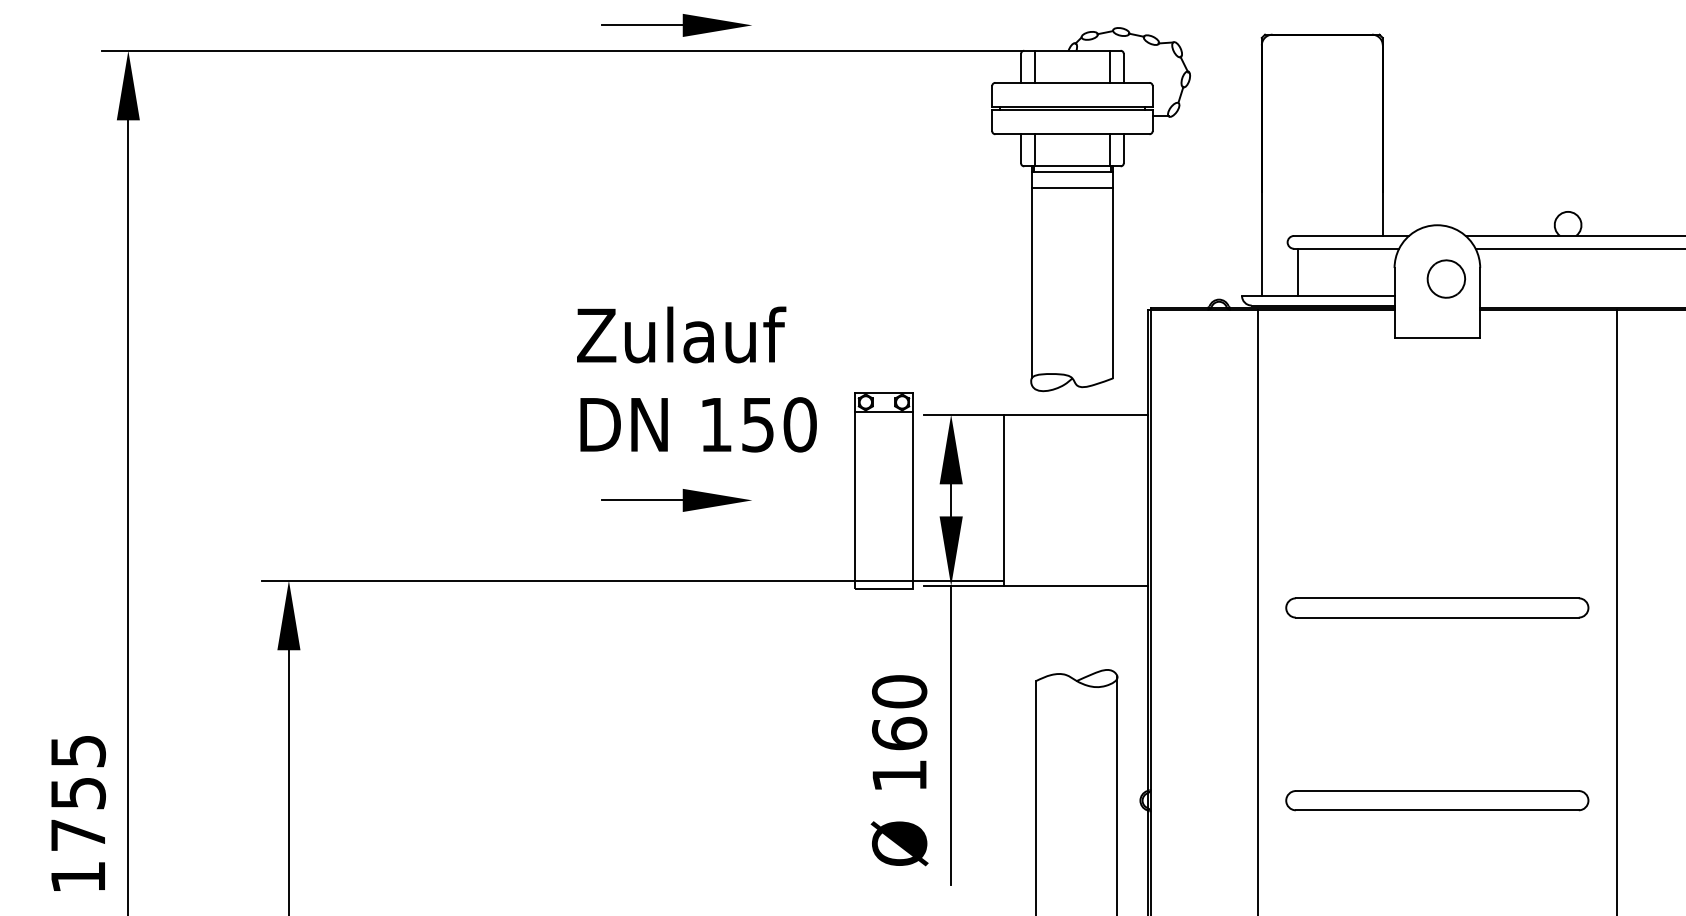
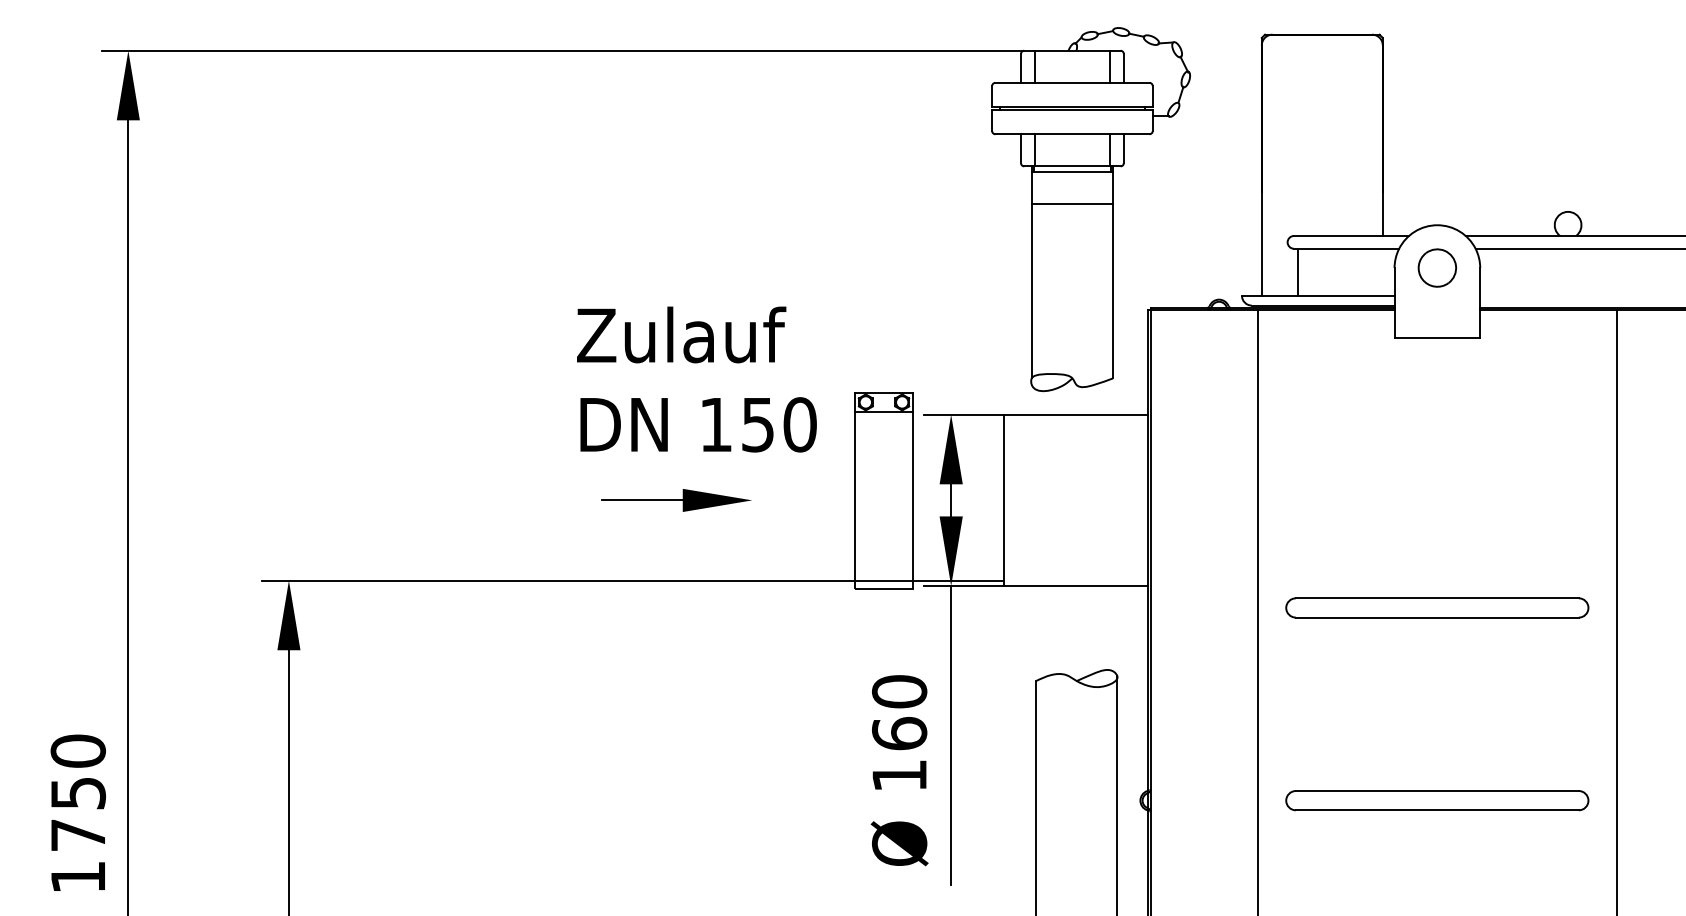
part: present -> none (676, 25)
line position: (1072, 187) -> (1072, 203) (1072, 203)
part position: (1446, 278) -> (1437, 267) (1437, 267)
text: 1755 -> 1750 (78, 750)
